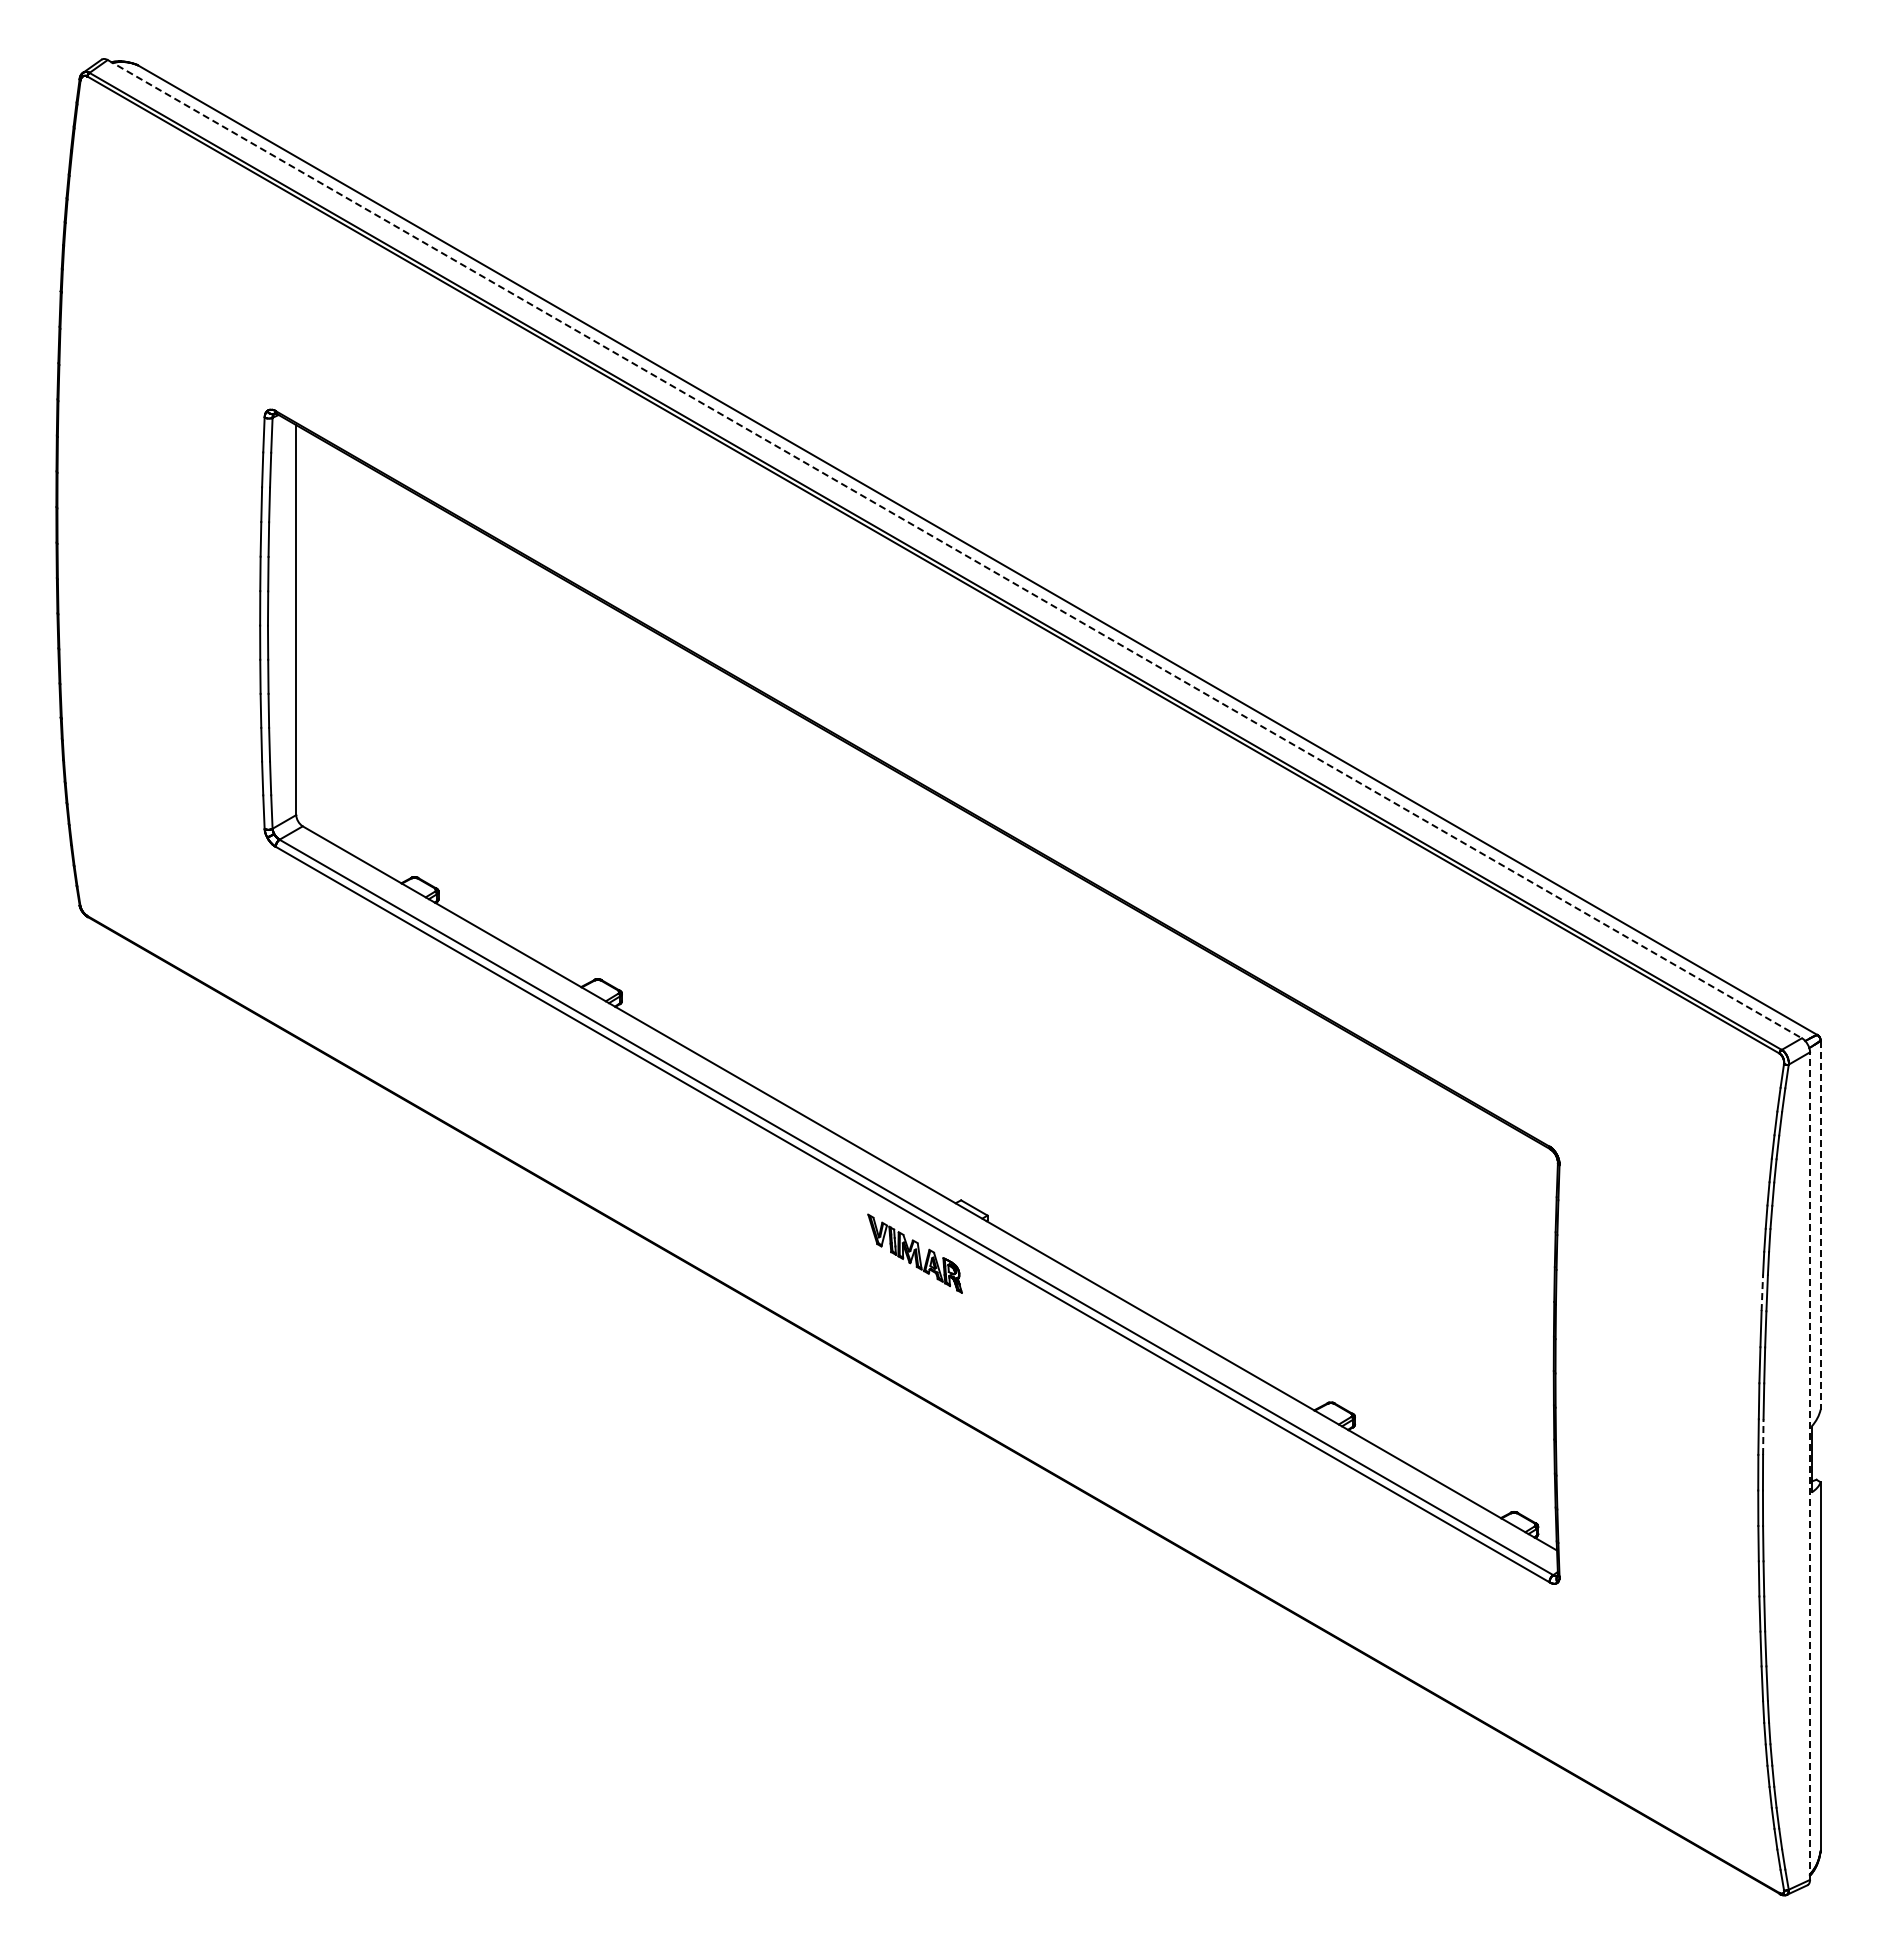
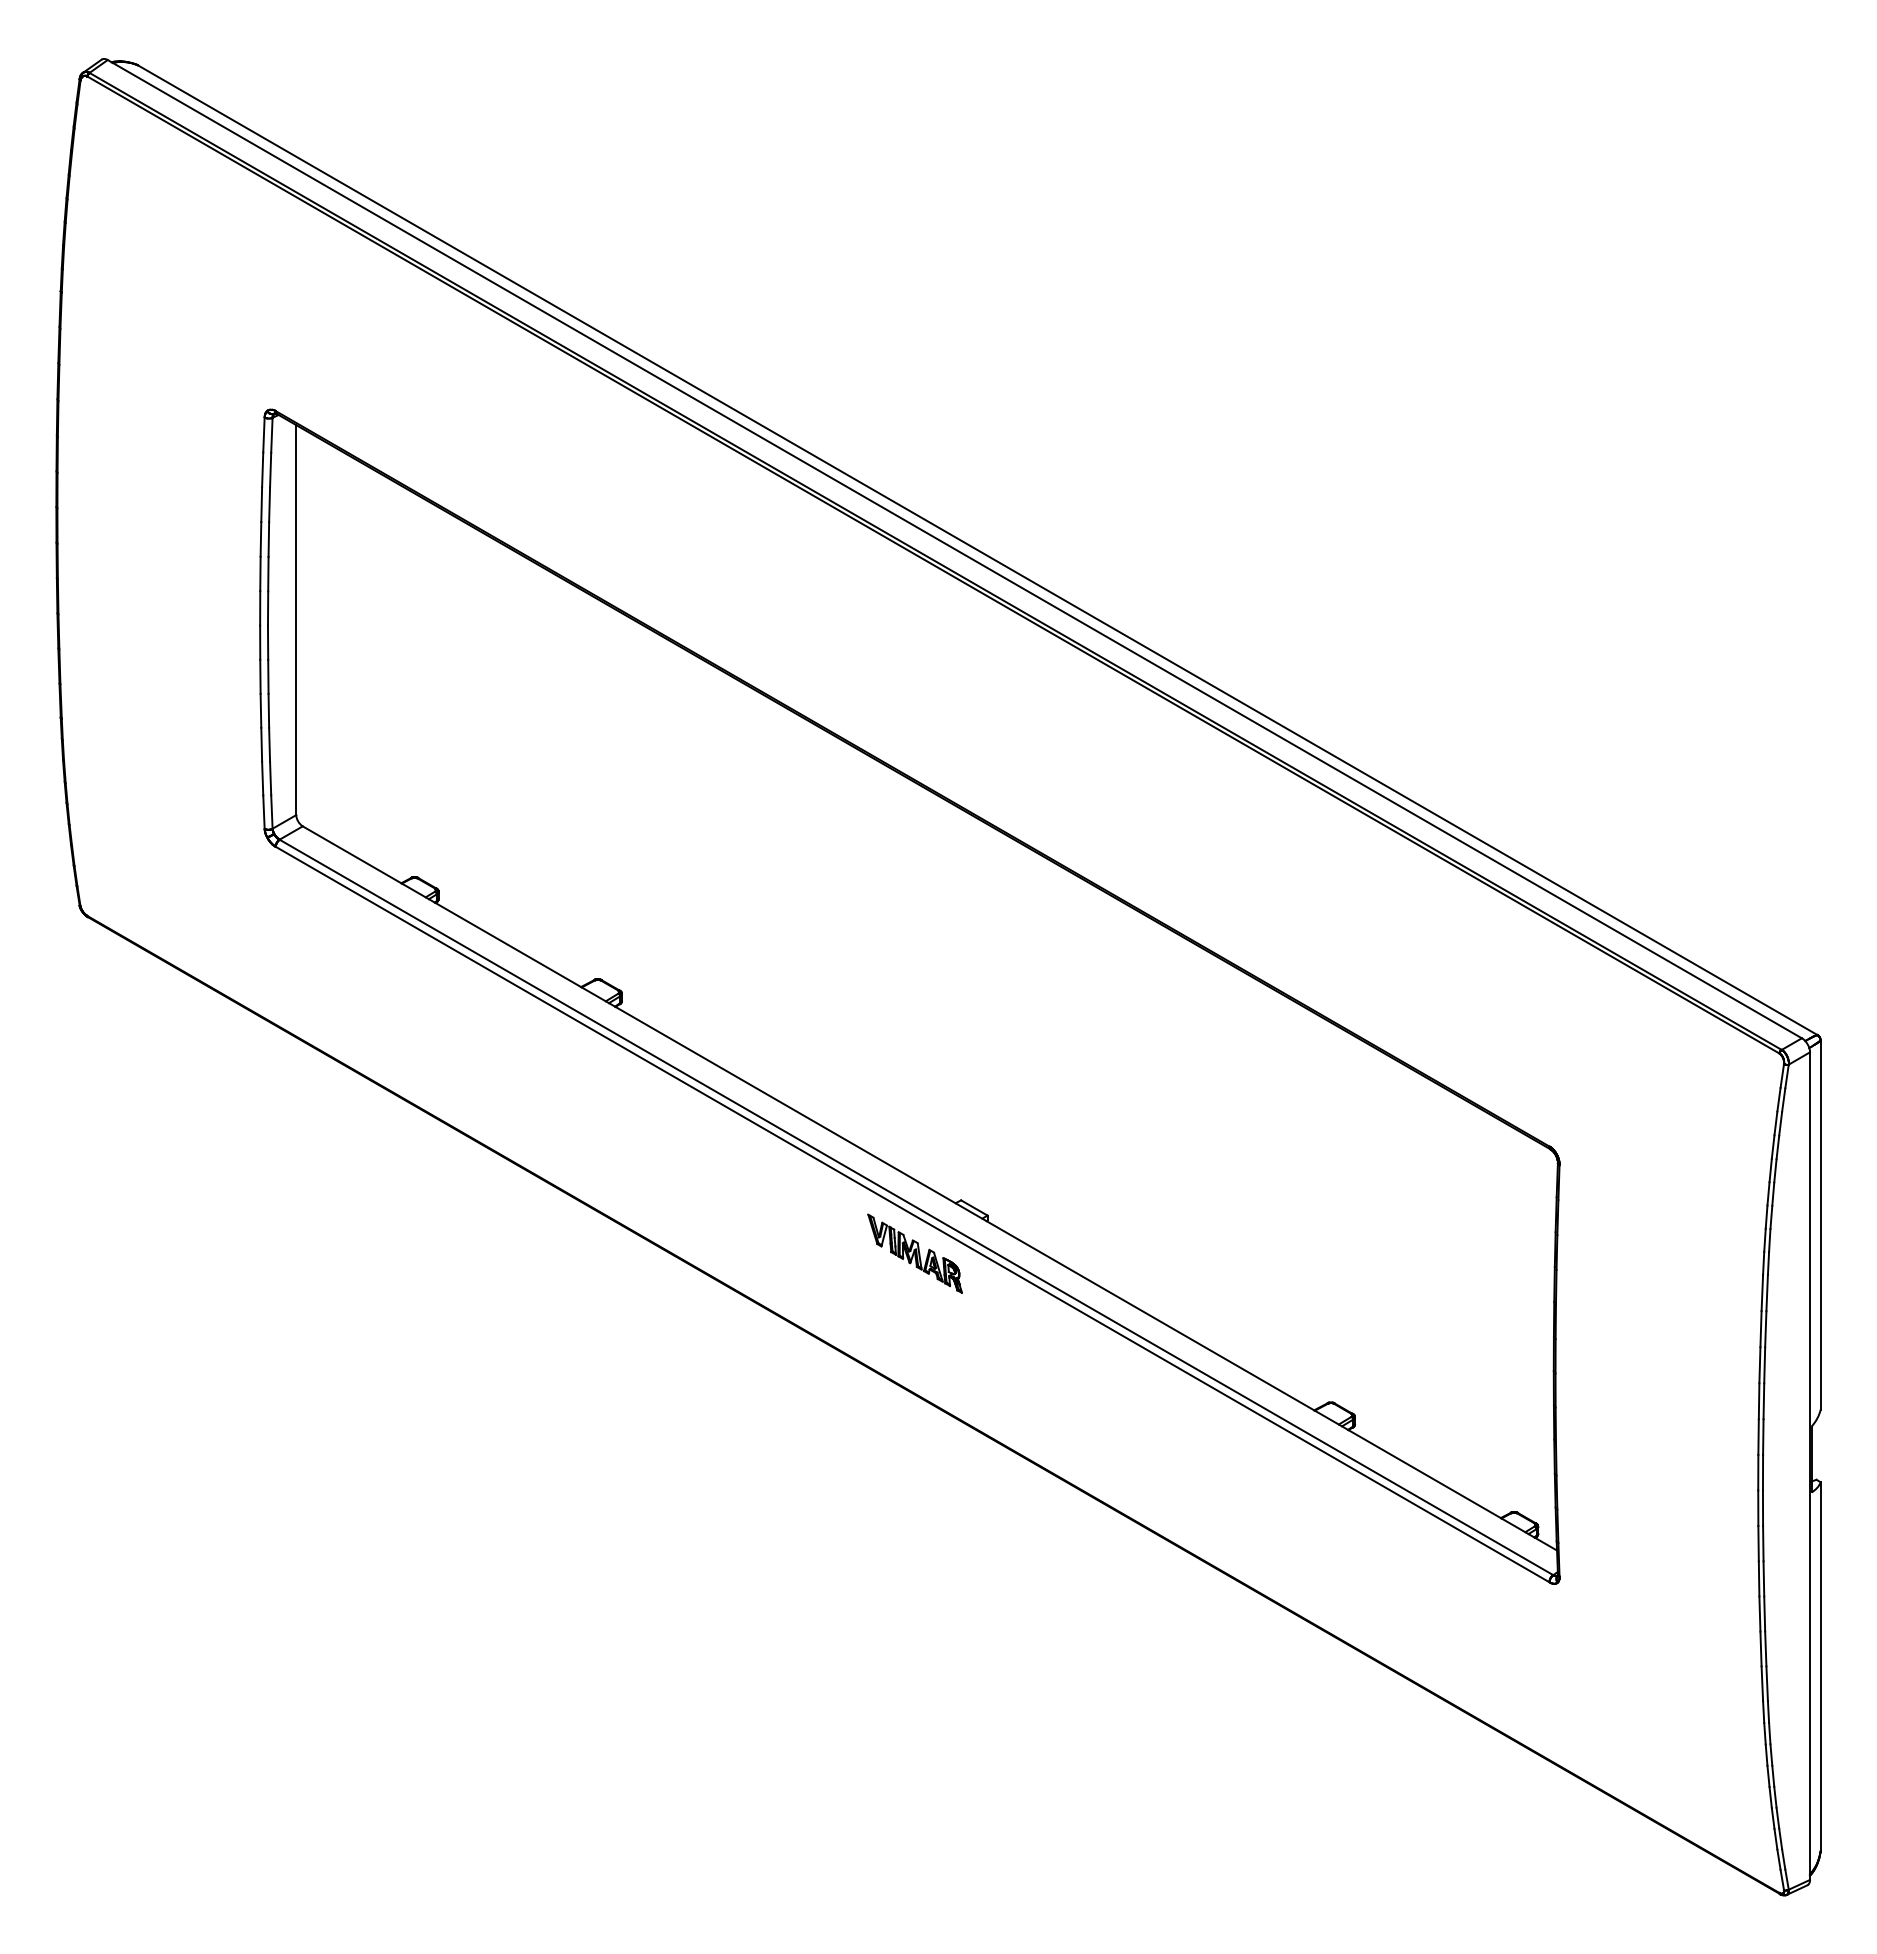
line: dashed -> solid (955, 549)
line: dashed -> solid (1820, 1225)
line: dashed -> solid (1762, 1292)
line: dashed -> solid (1763, 1437)
line: dashed -> solid (1809, 1466)
